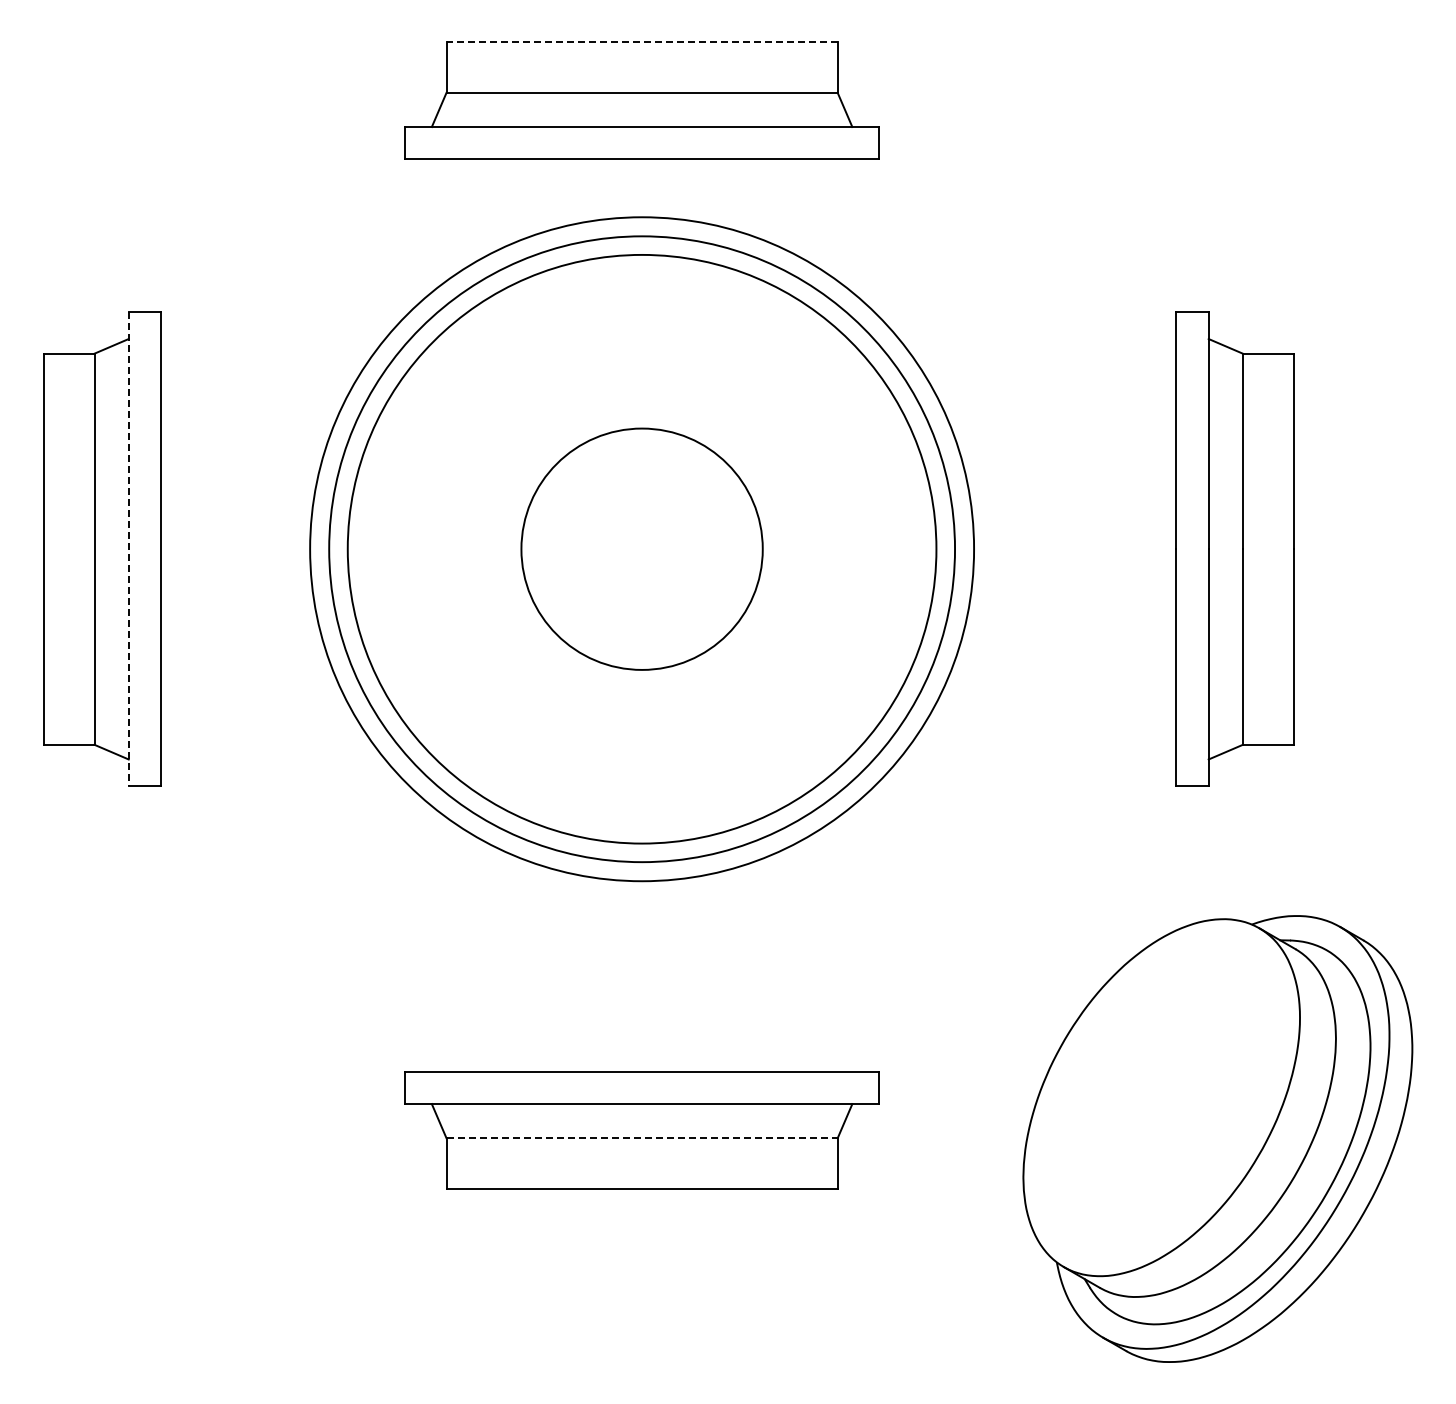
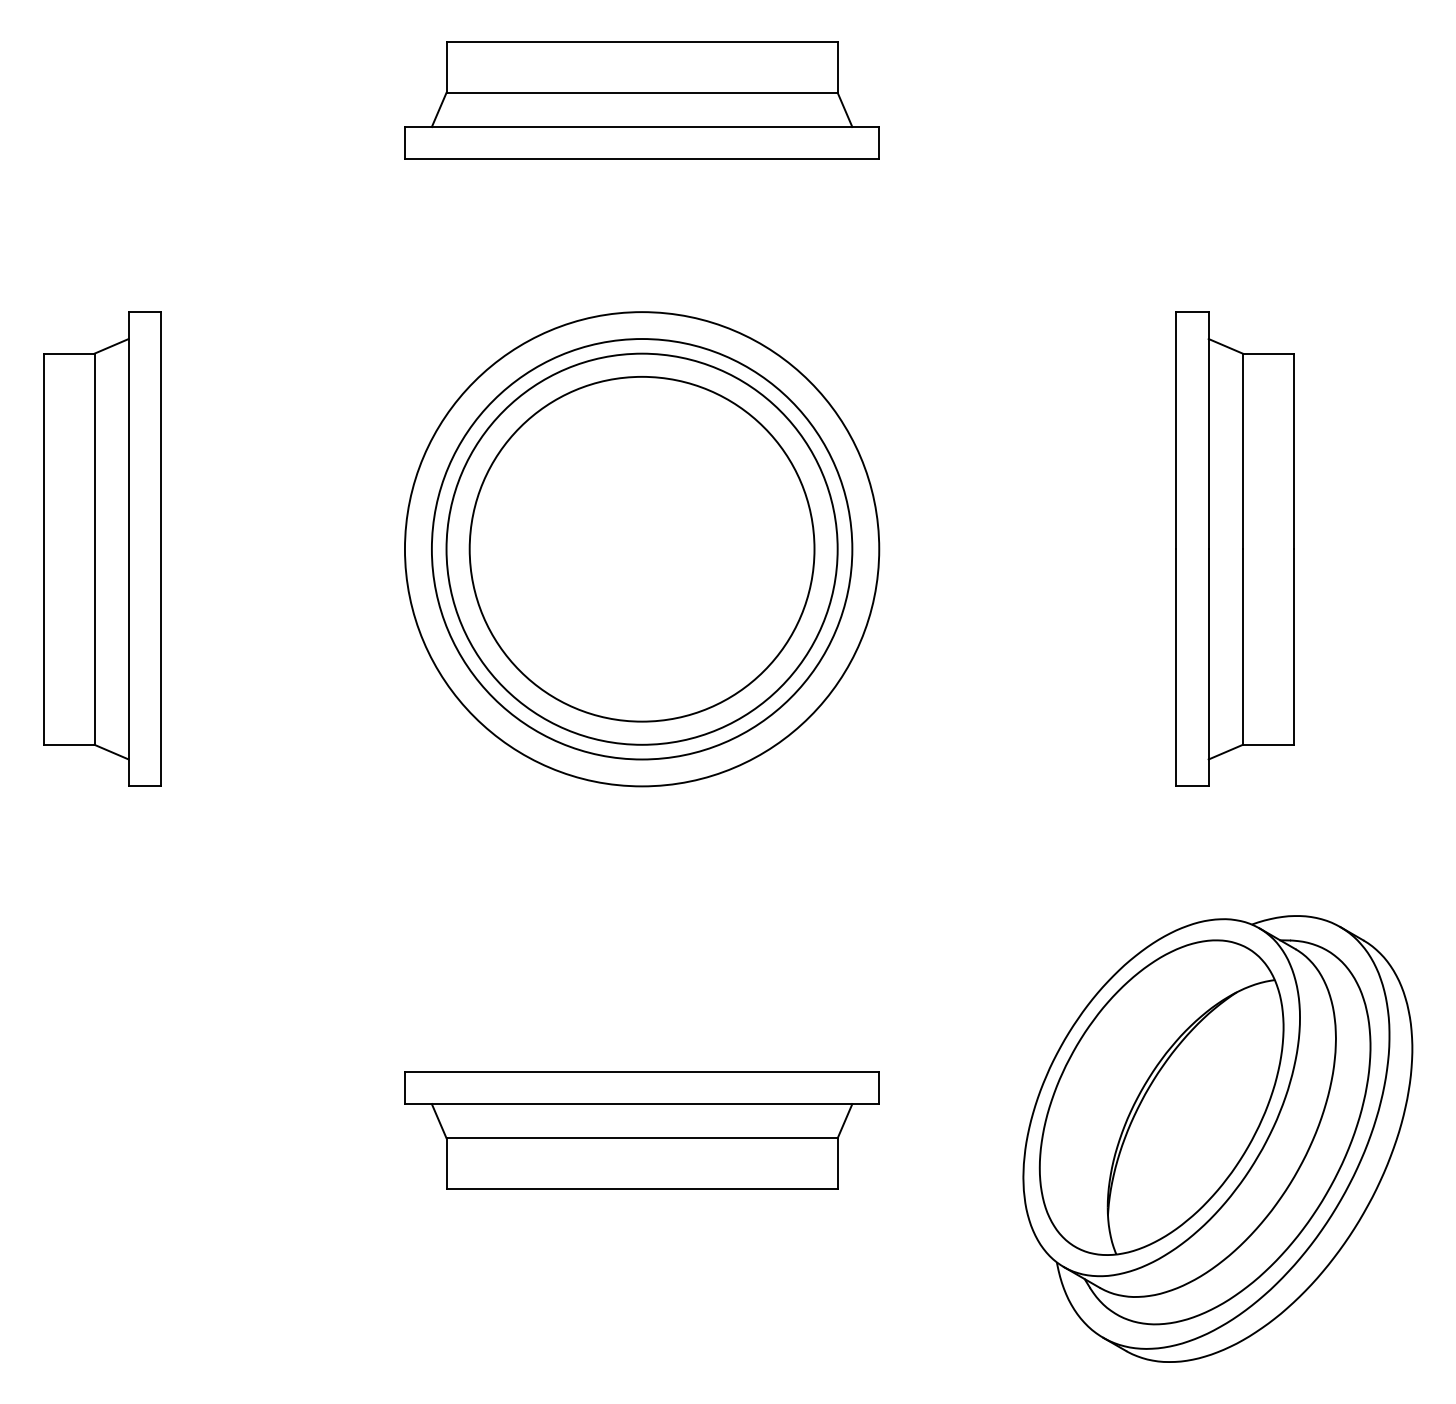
line: dashed -> solid (642, 41)
circle diameter: 241 px -> 345 px (641, 548)
circle diameter: 589 px -> 420 px (641, 549)
line: dashed -> solid (128, 549)
circle diameter: 626 px -> 391 px (641, 548)
circle diameter: 664 px -> 474 px (641, 549)
part: none -> present (1161, 1097)
line: dashed -> solid (642, 1138)
